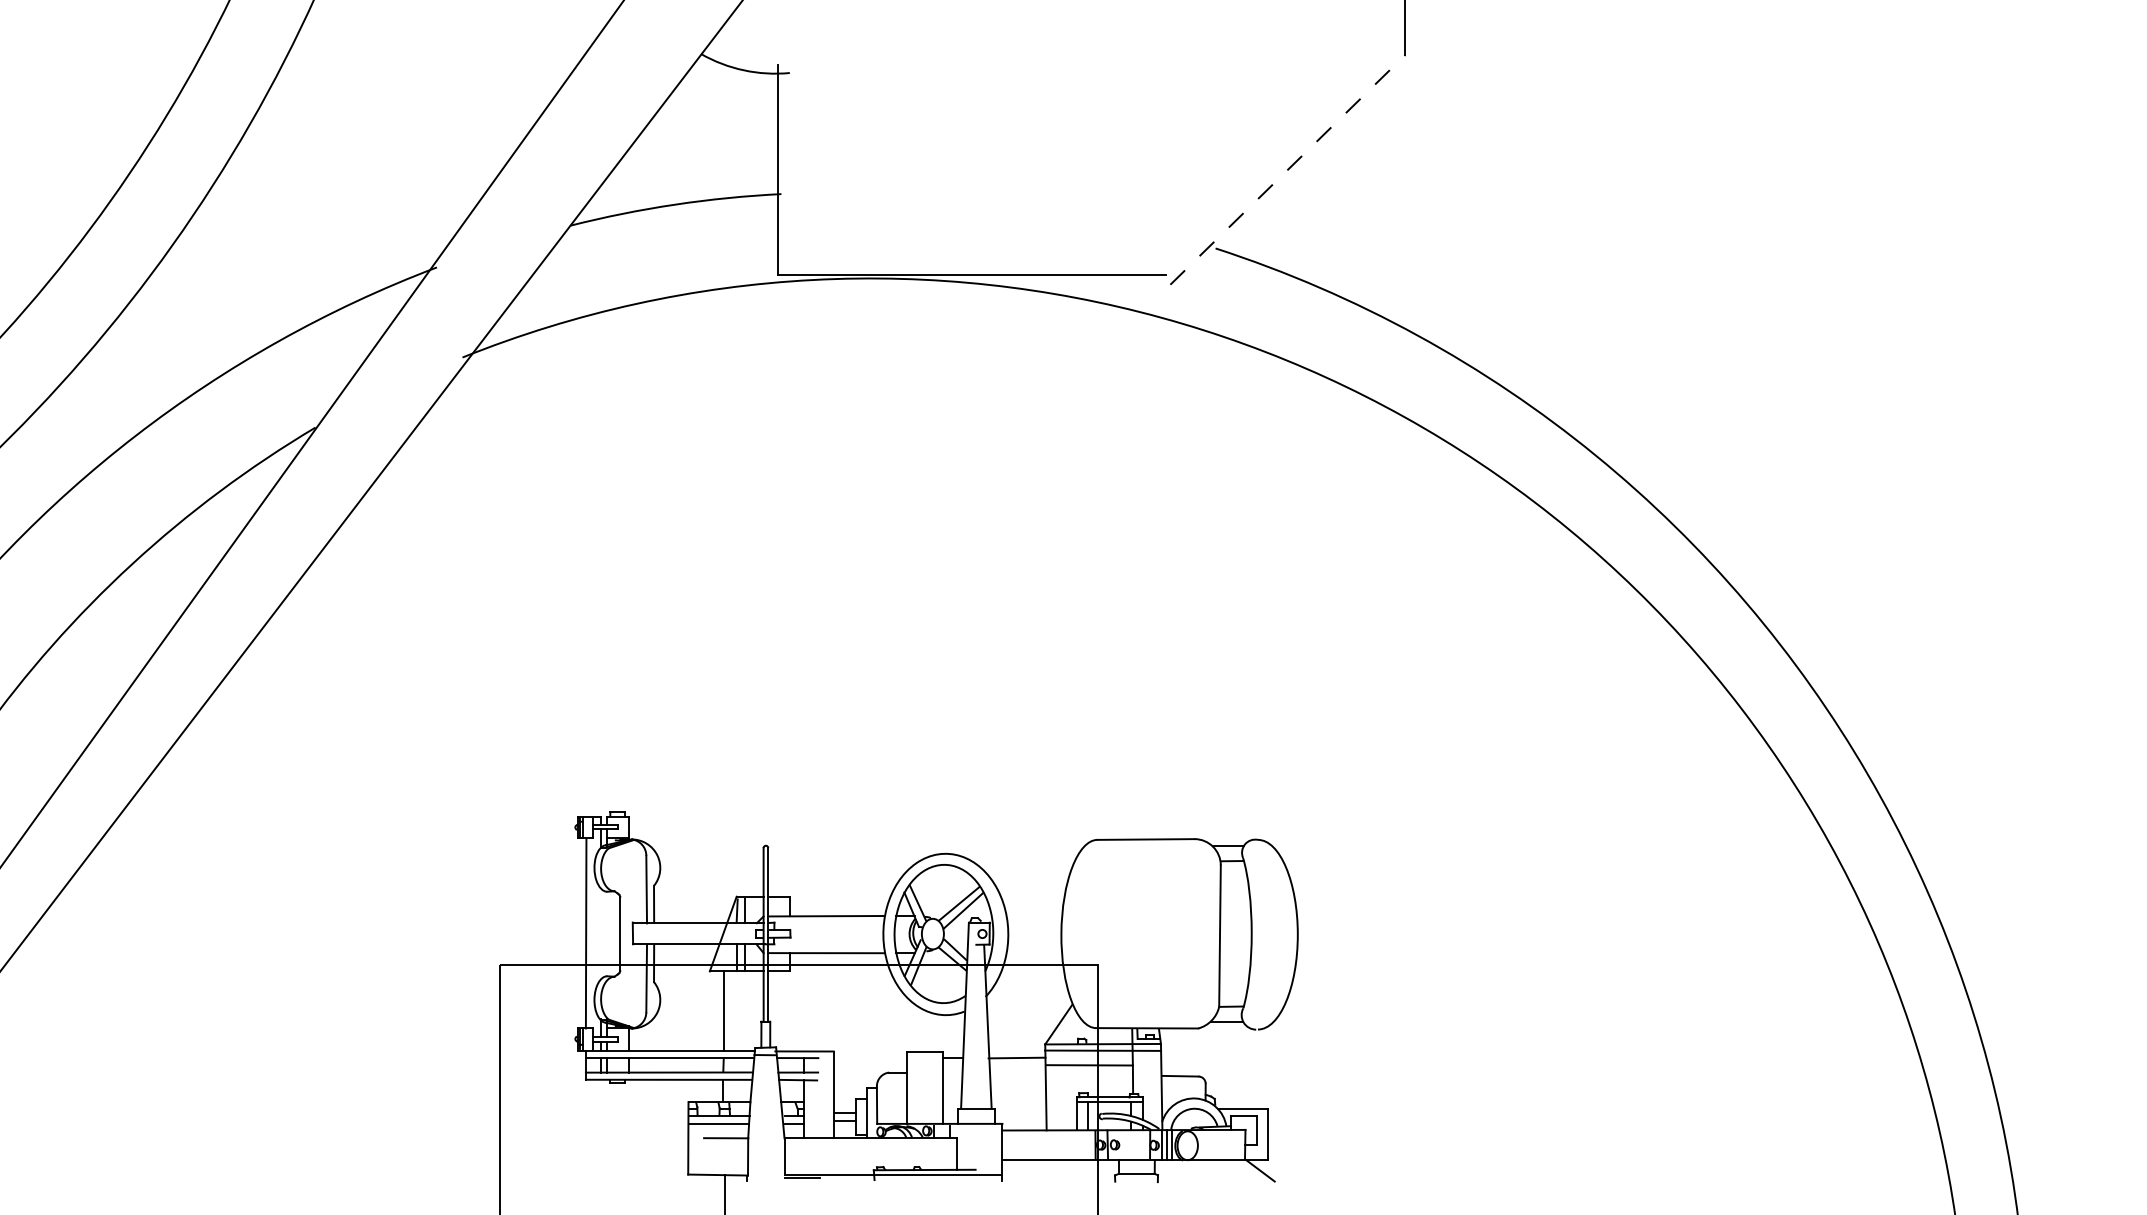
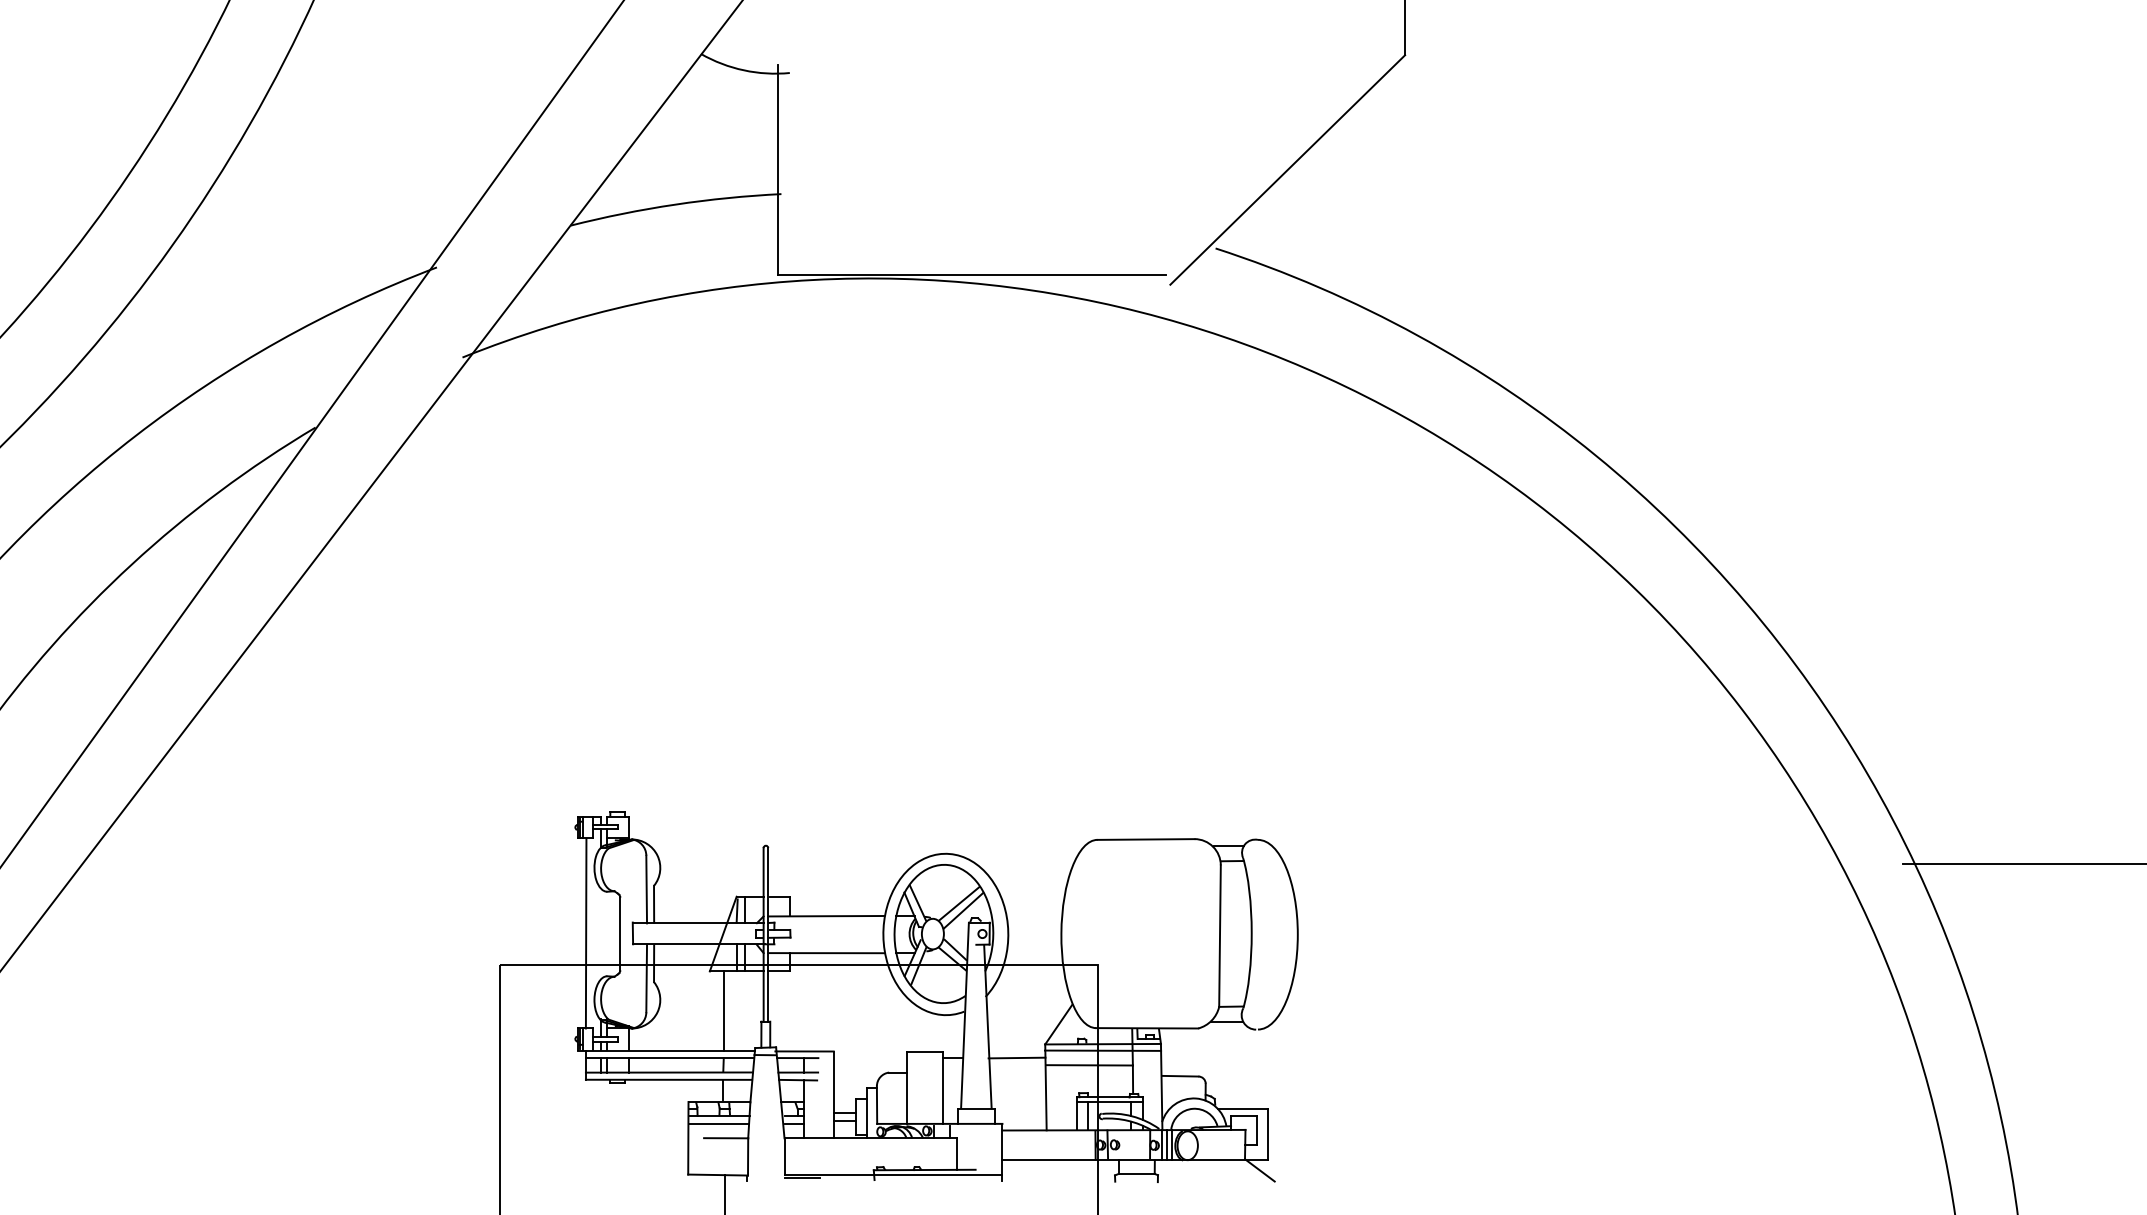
line: dashed -> solid (1288, 169)
line: none -> present (2022, 863)
